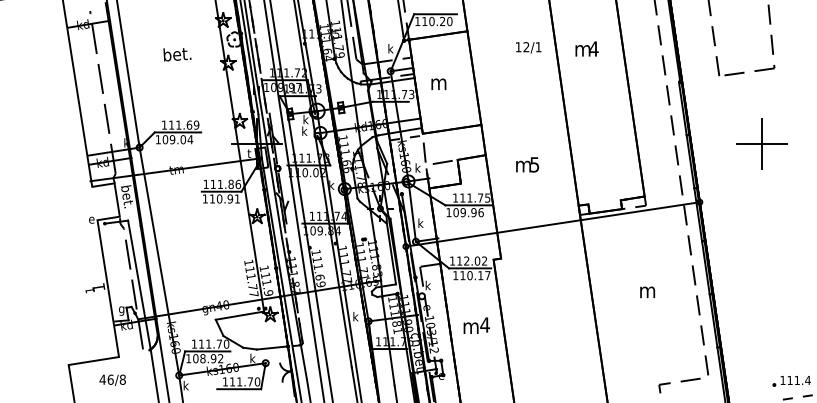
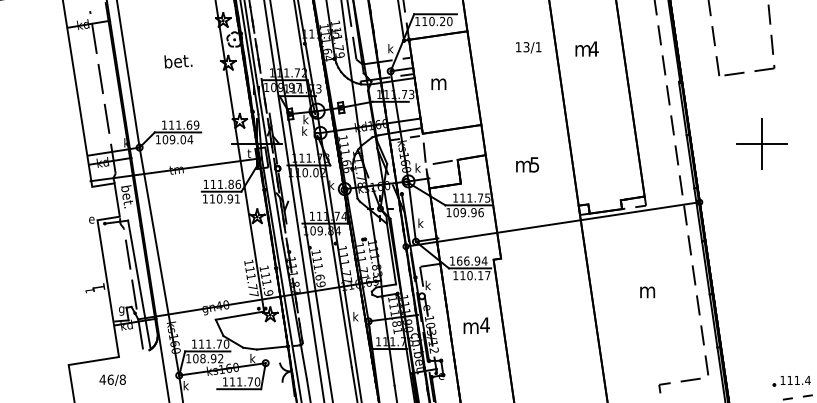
text: 12/1 -> 13/1 (526, 47)
text position: (177, 54) -> (178, 61) (178, 61)
text: 112.02 -> 166.94 (472, 260)
line: present -> none (154, 373)
